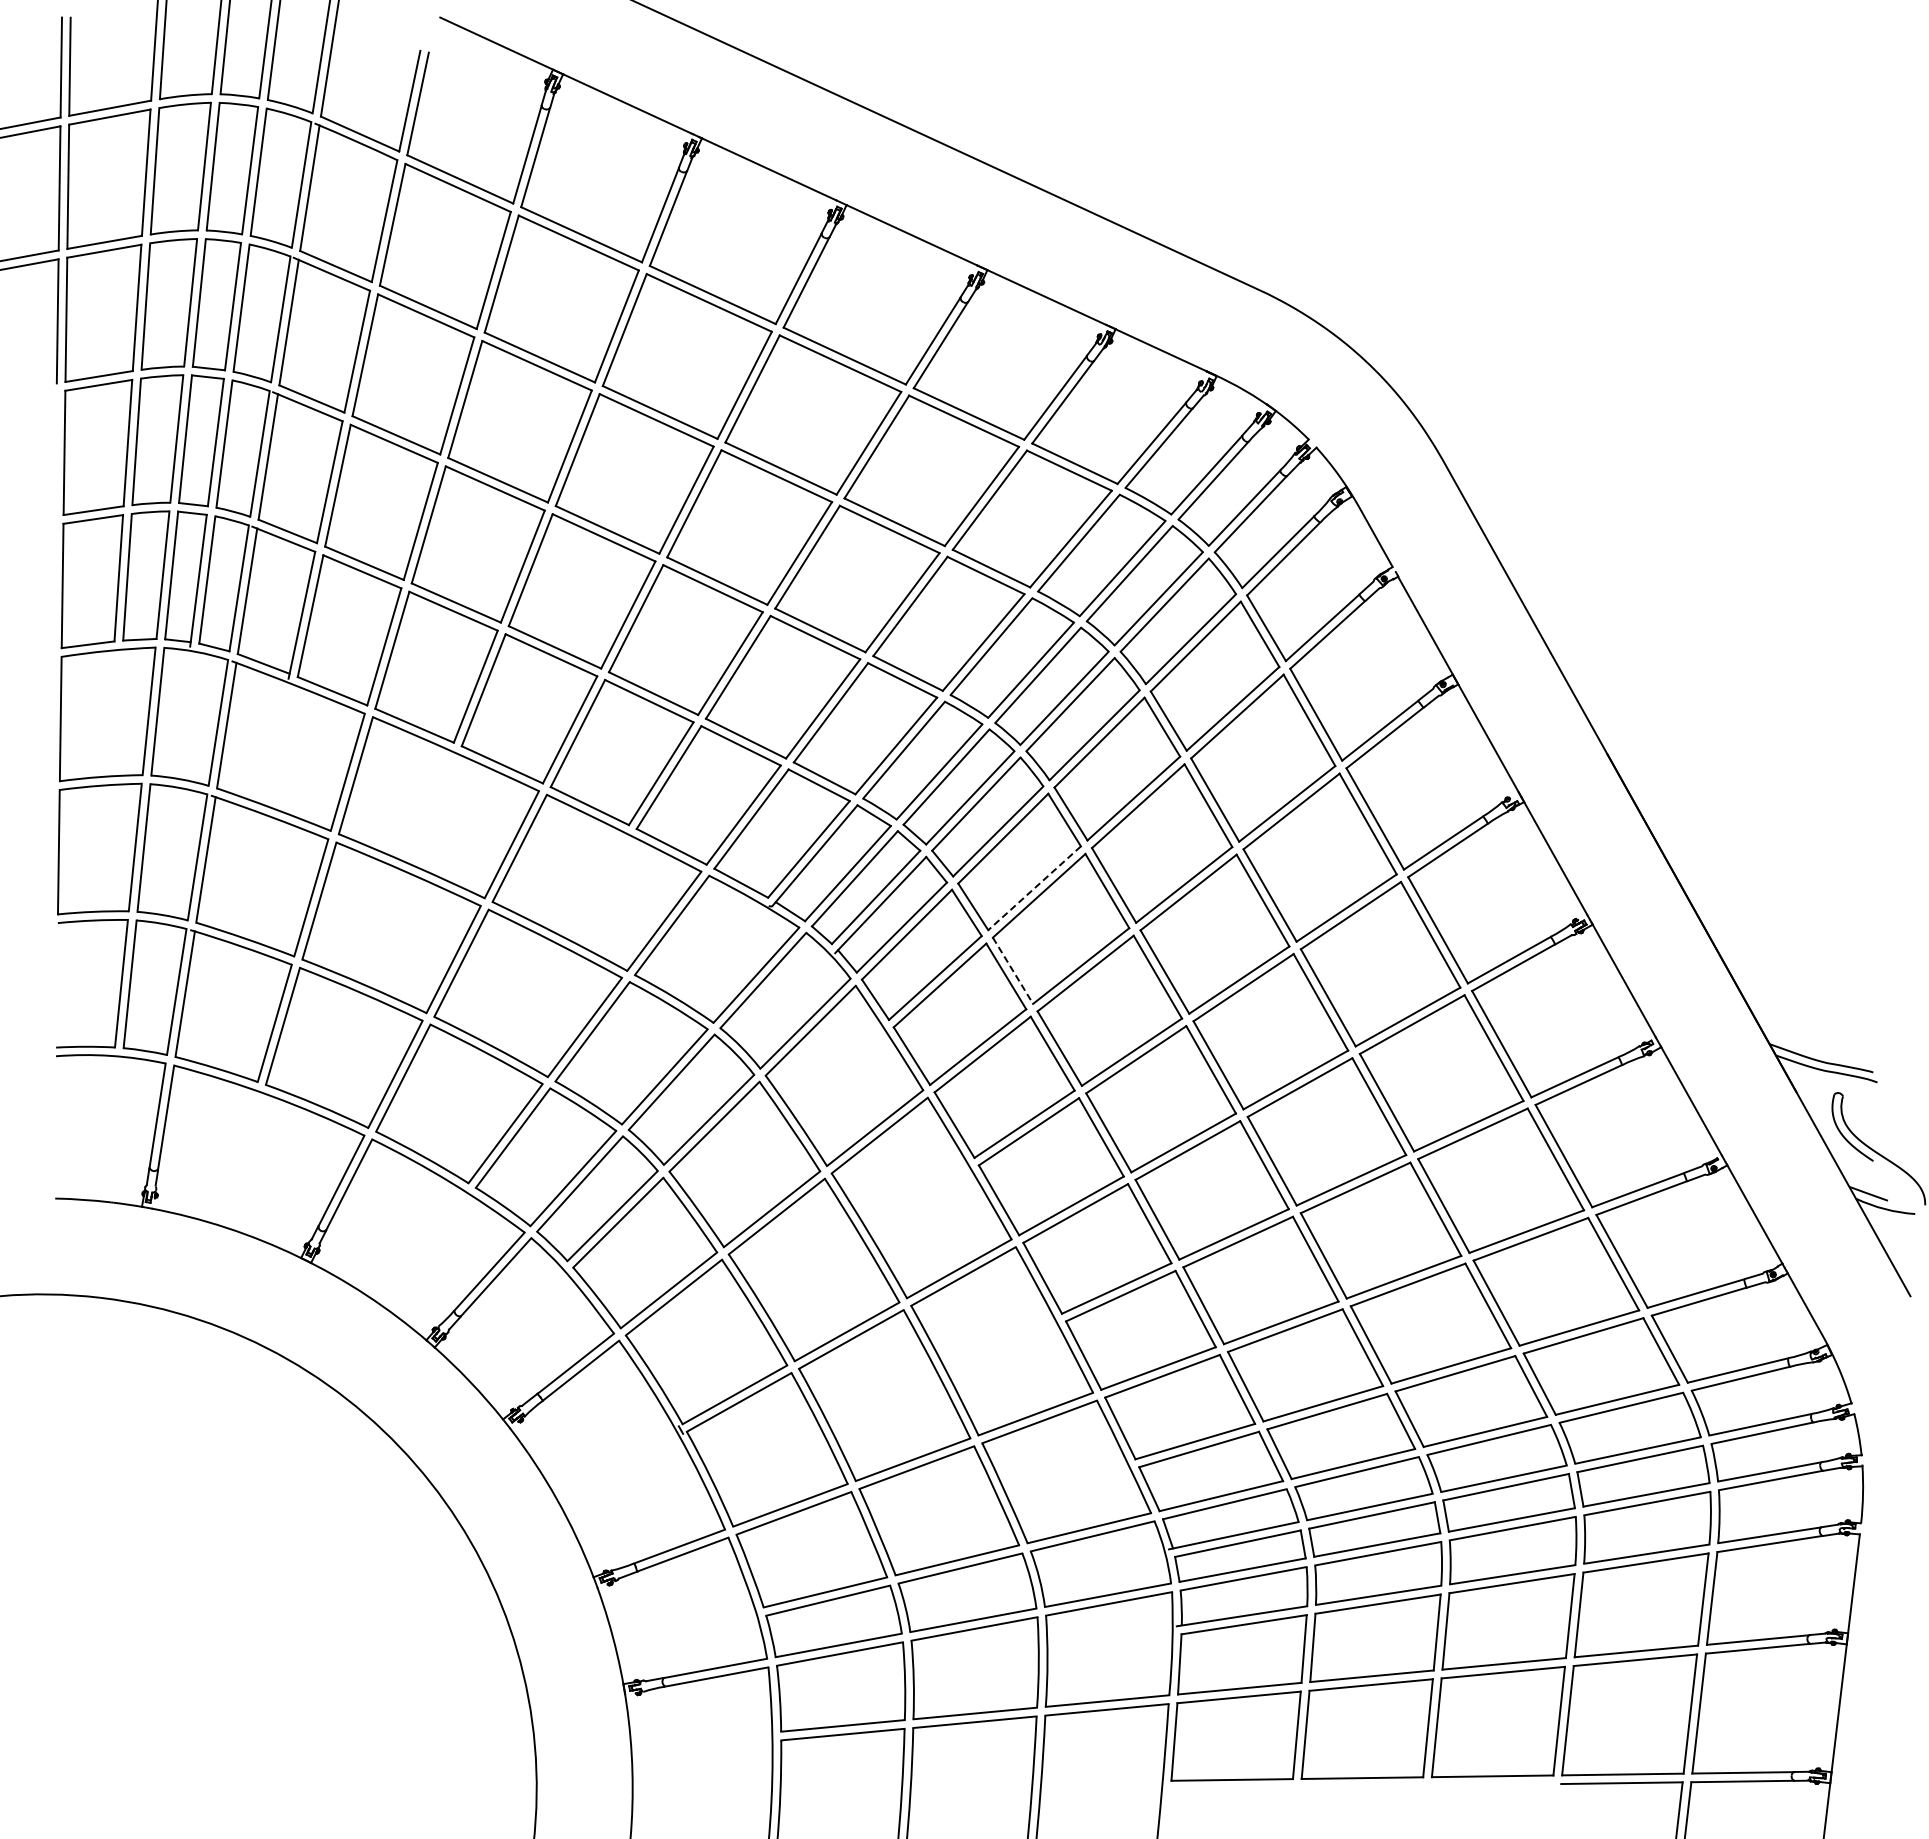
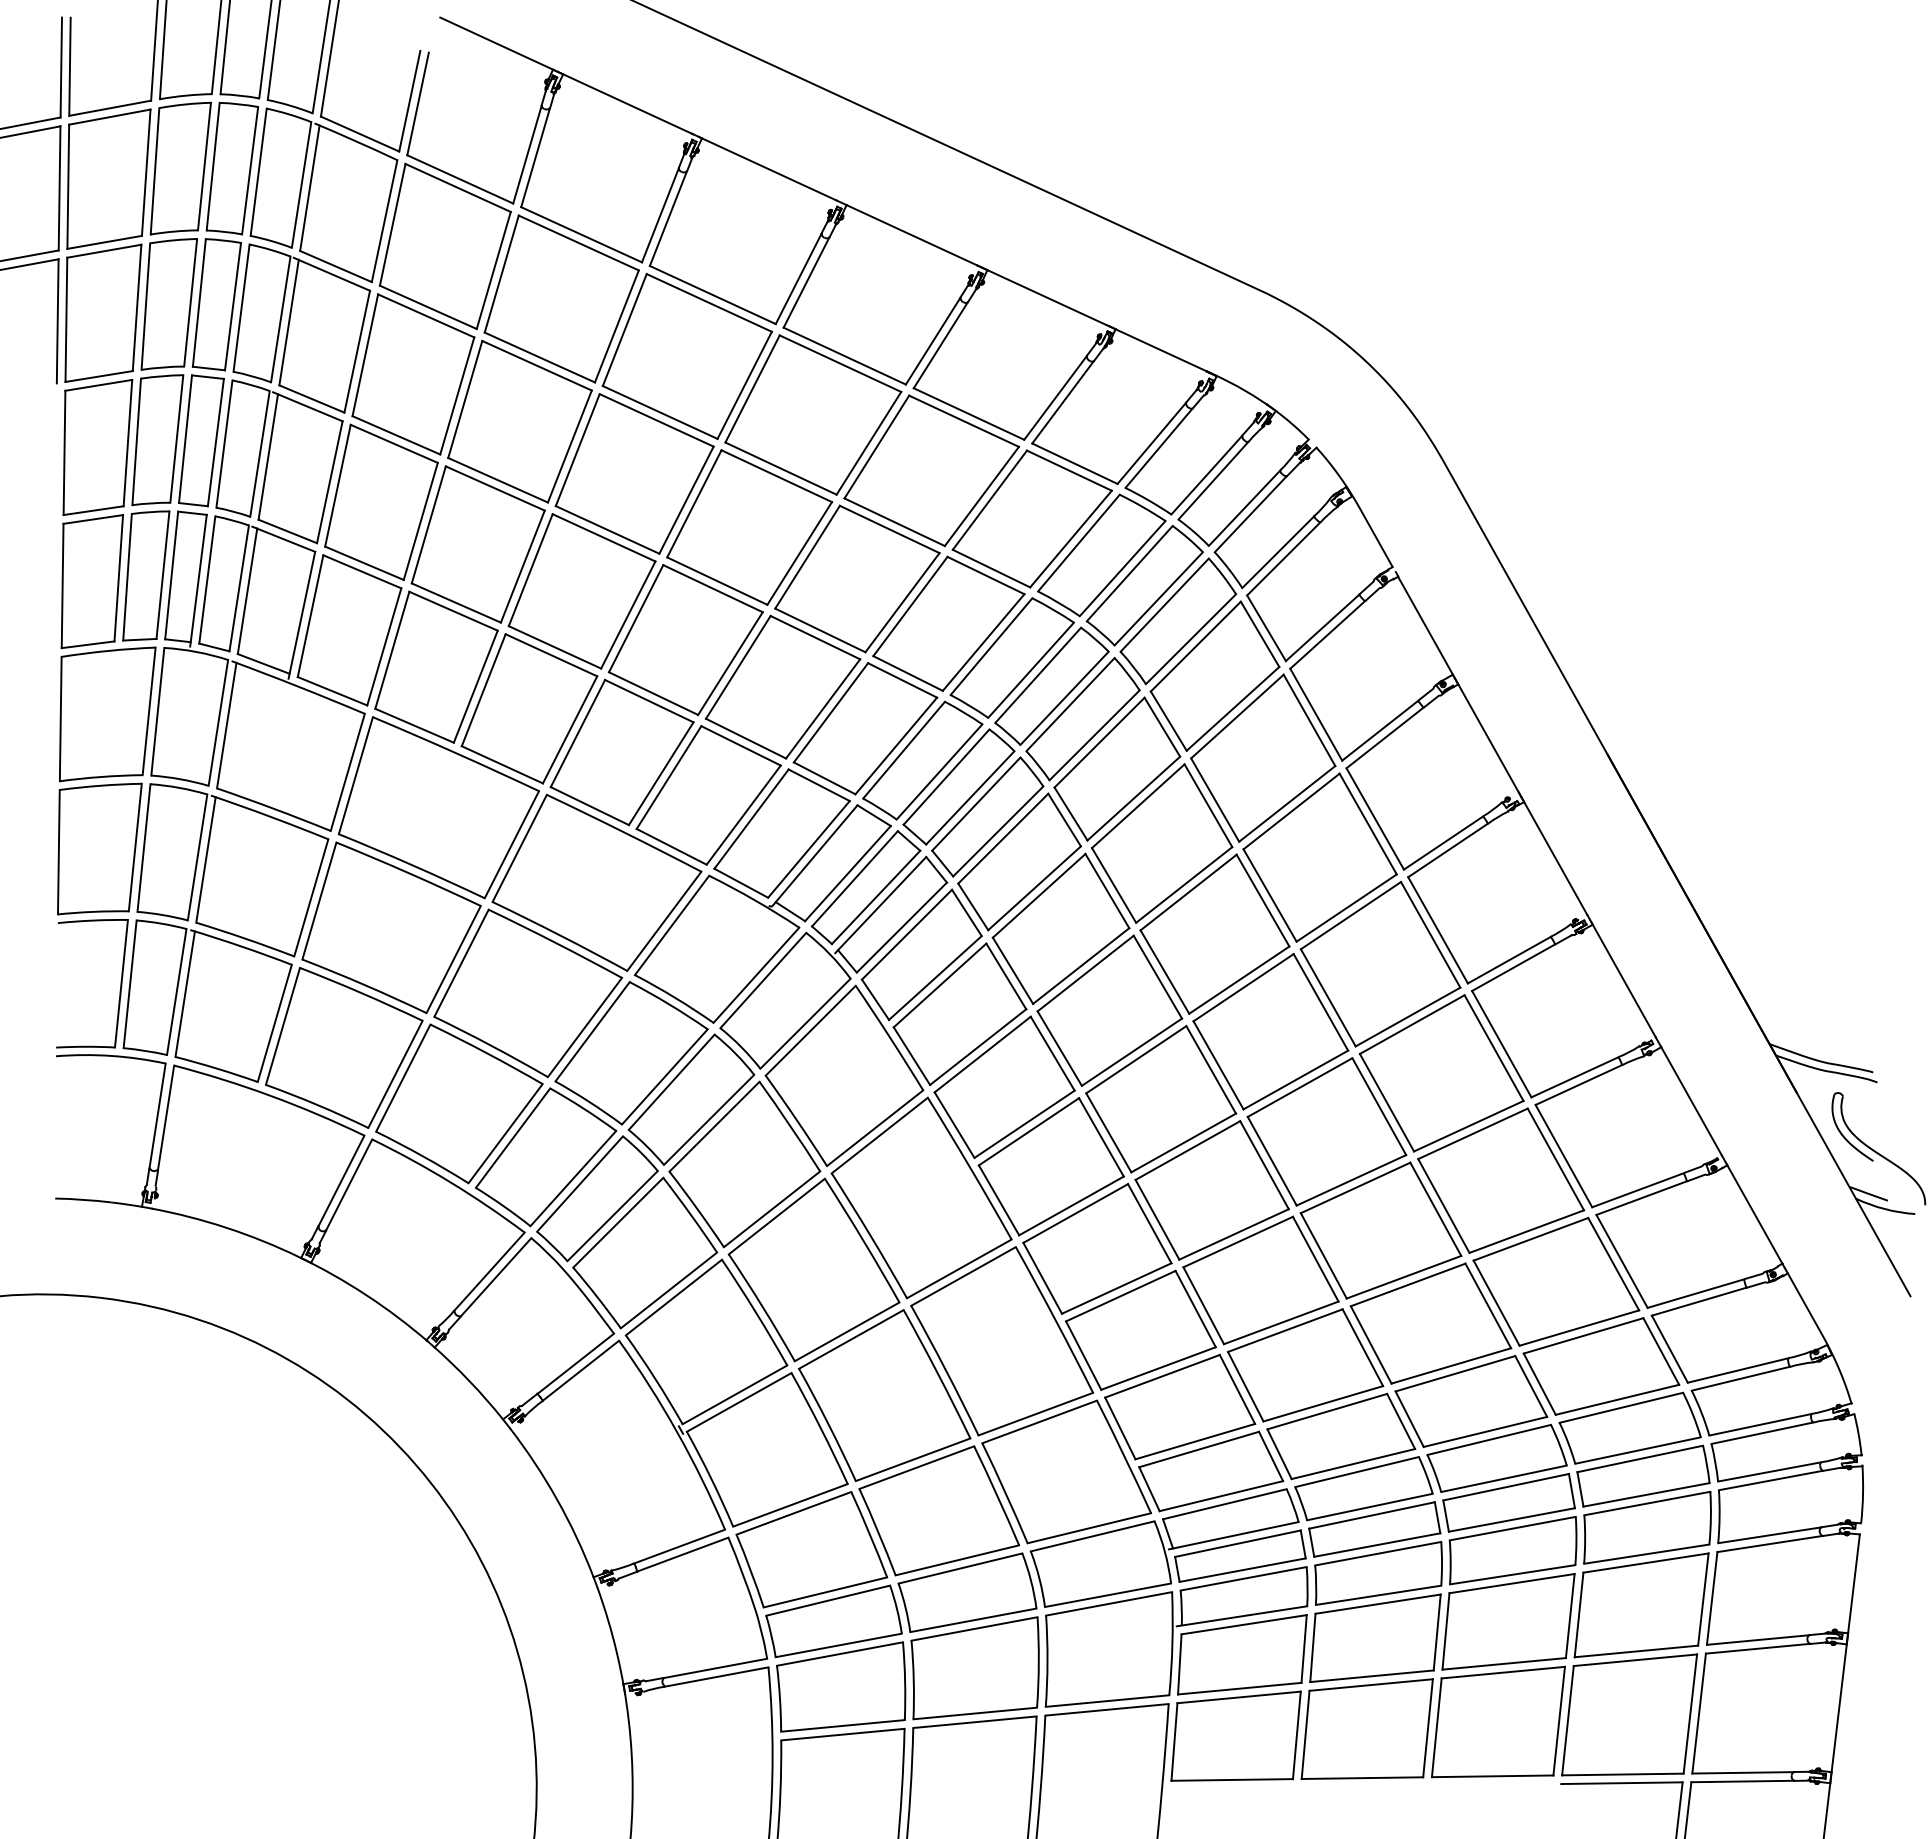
line: dashed -> solid (1034, 888)
line: dashed -> solid (1013, 970)
